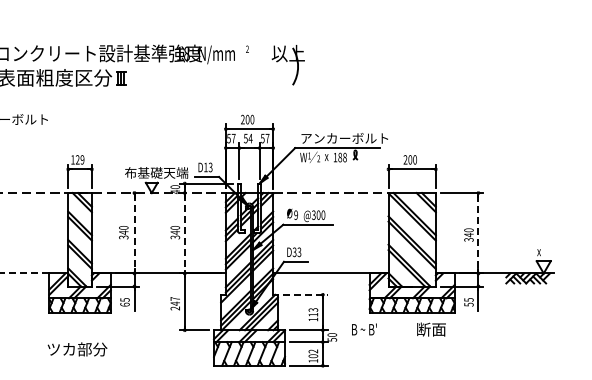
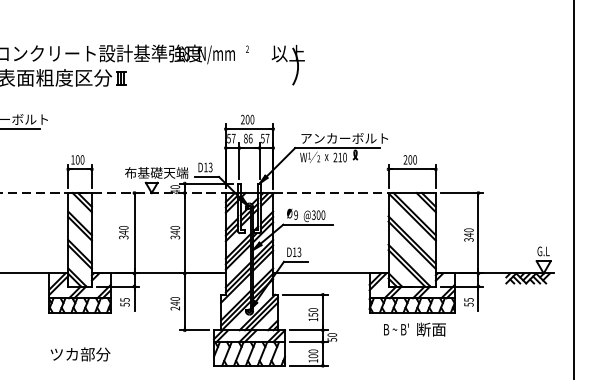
line: none -> present (20, 129)
text: 54 -> 86 (248, 138)
text: 188 -> 210 (339, 157)
text: 129 -> 100 (79, 159)
line: none -> present (574, 189)
line: dashed -> solid (134, 233)
line: dashed -> solid (184, 233)
line: dashed -> solid (478, 233)
text: x -> G.L (543, 251)
text: D33 -> D13 (294, 252)
line: dashed -> solid (24, 273)
line: dashed -> solid (305, 294)
text: 247 -> 240 (175, 298)
text: 65 -> 55 (124, 304)
text: 113 -> 150 (313, 312)
text position: (364, 329) -> (396, 329) (396, 329)
text position: (77, 349) -> (80, 354) (80, 354)
text: 102 -> 100 (313, 351)
